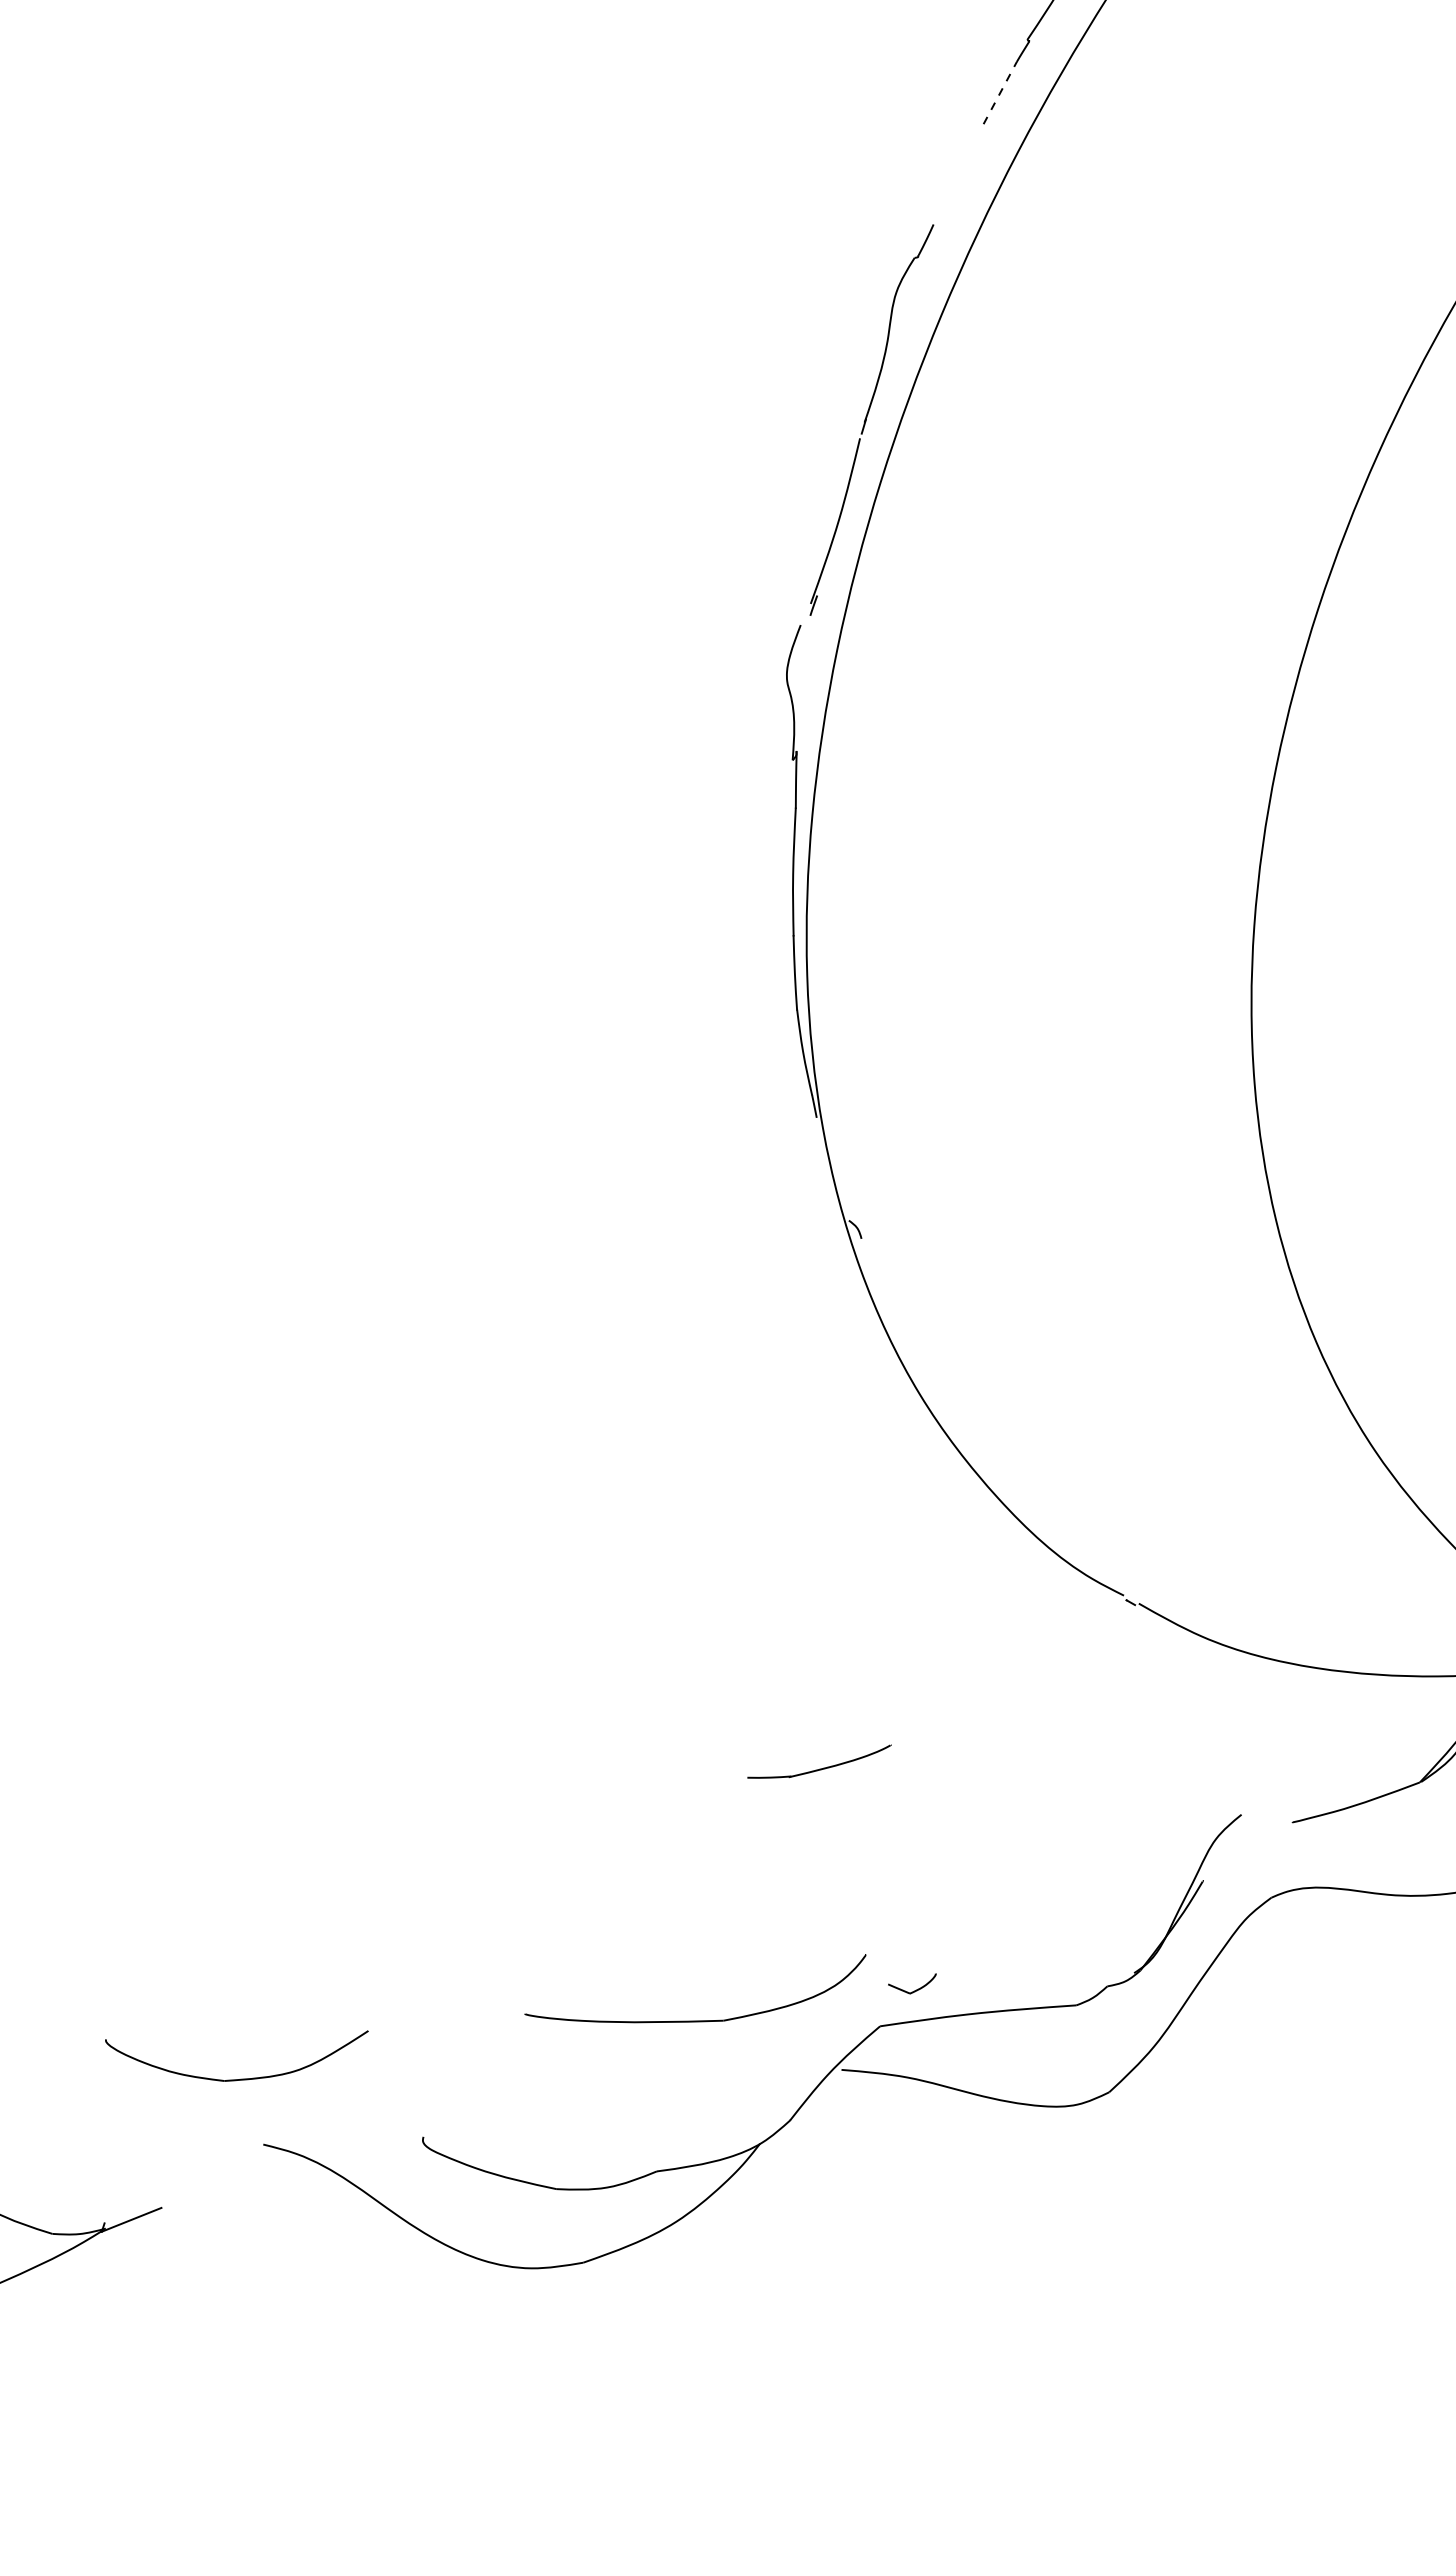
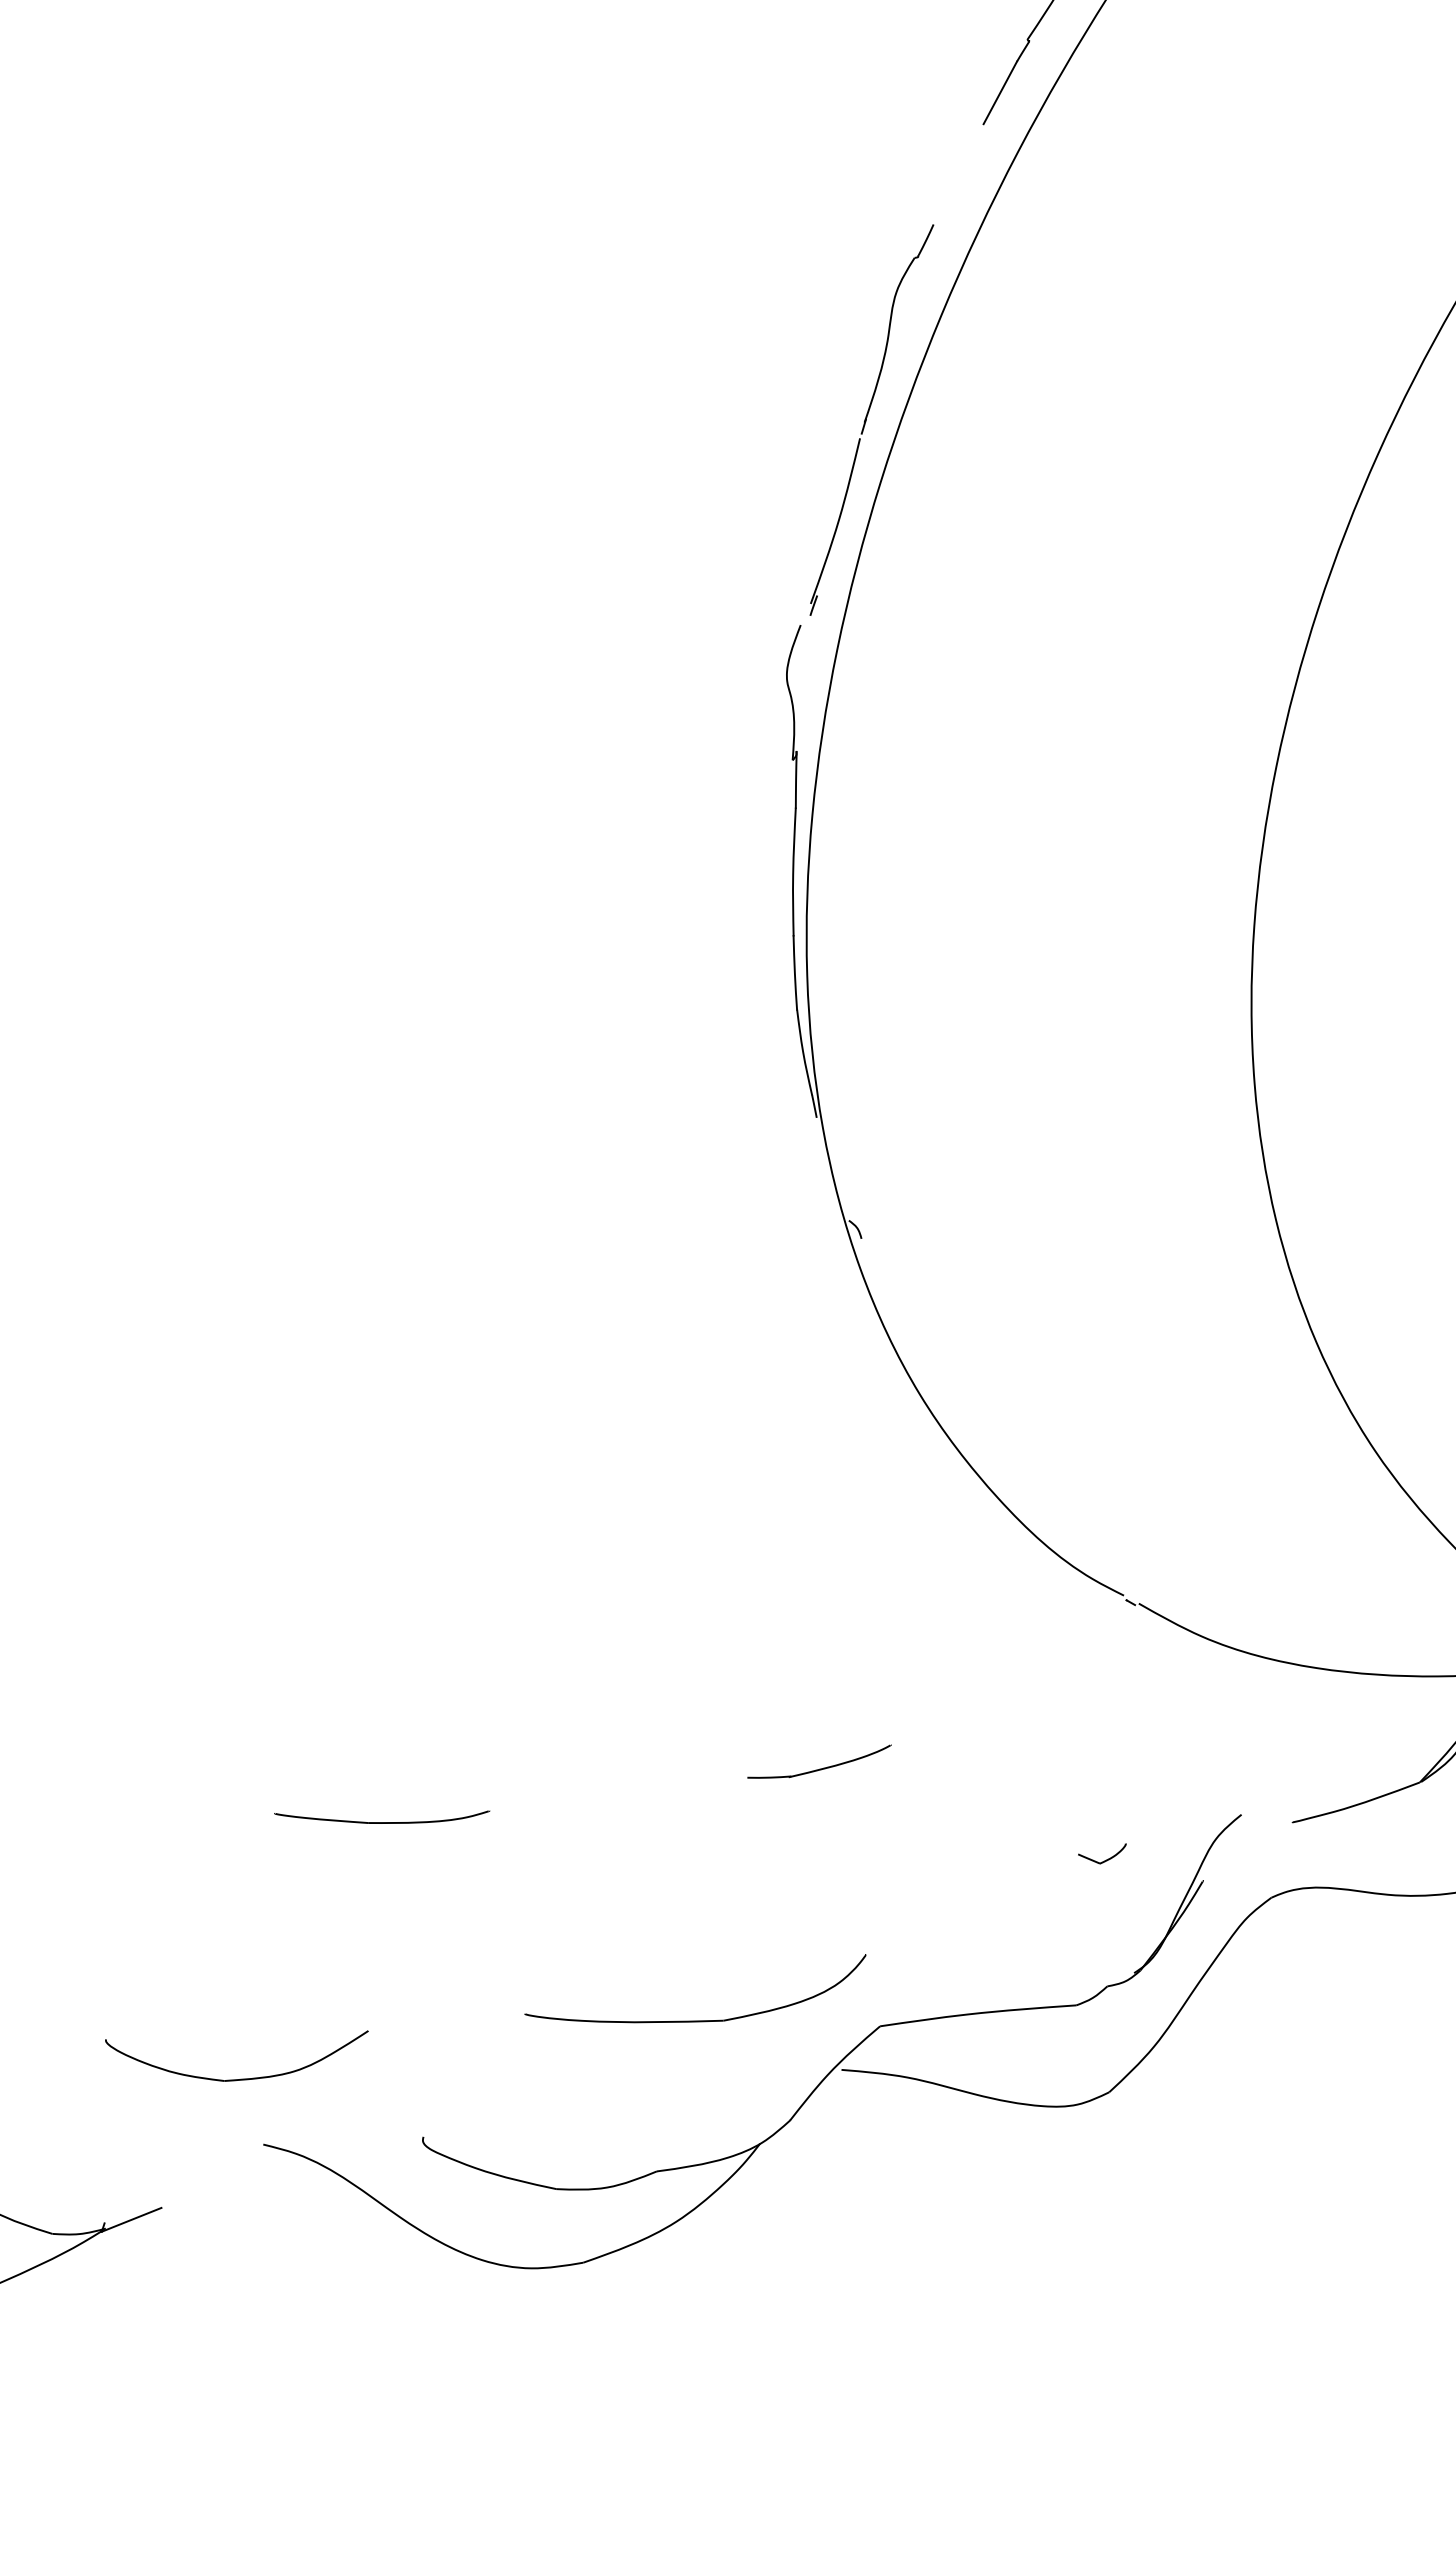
line: dashed -> solid (1000, 92)
part: none -> present (382, 1816)
part position: (916, 1989) -> (1106, 1859) (1106, 1859)
